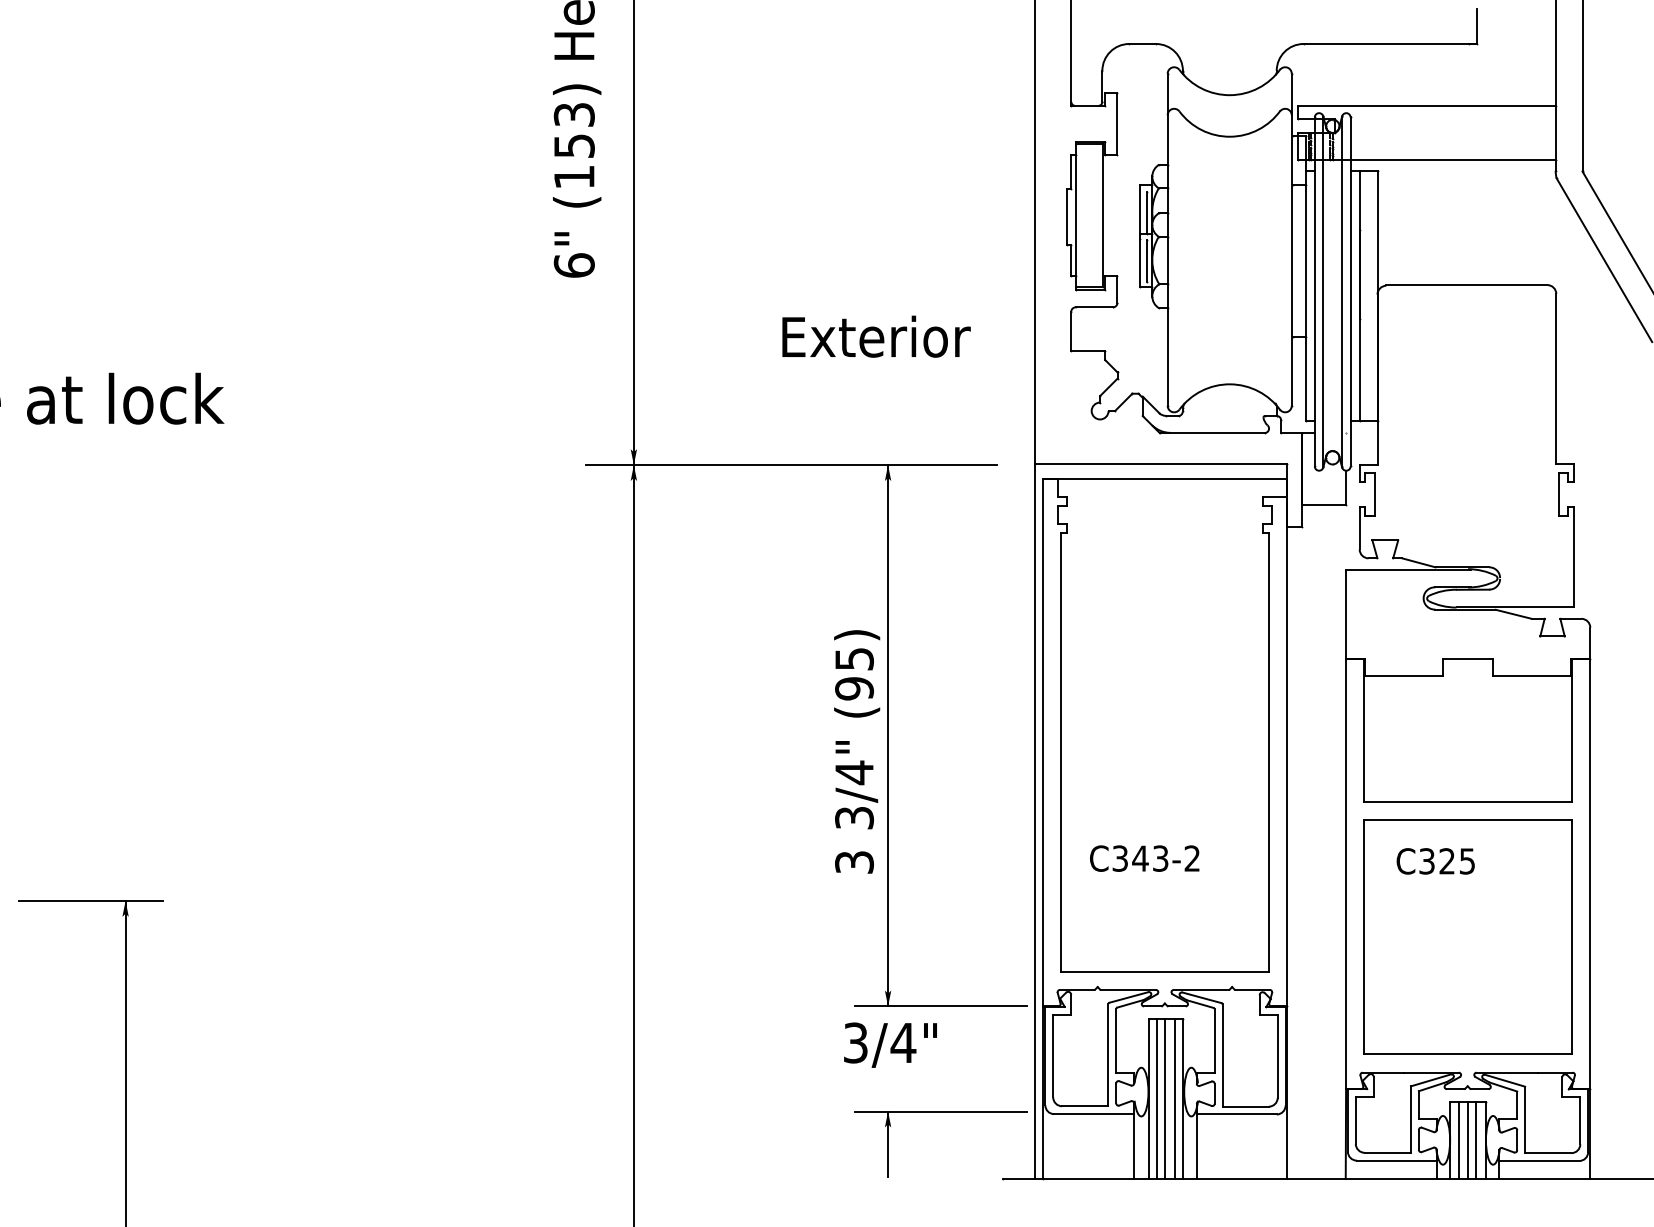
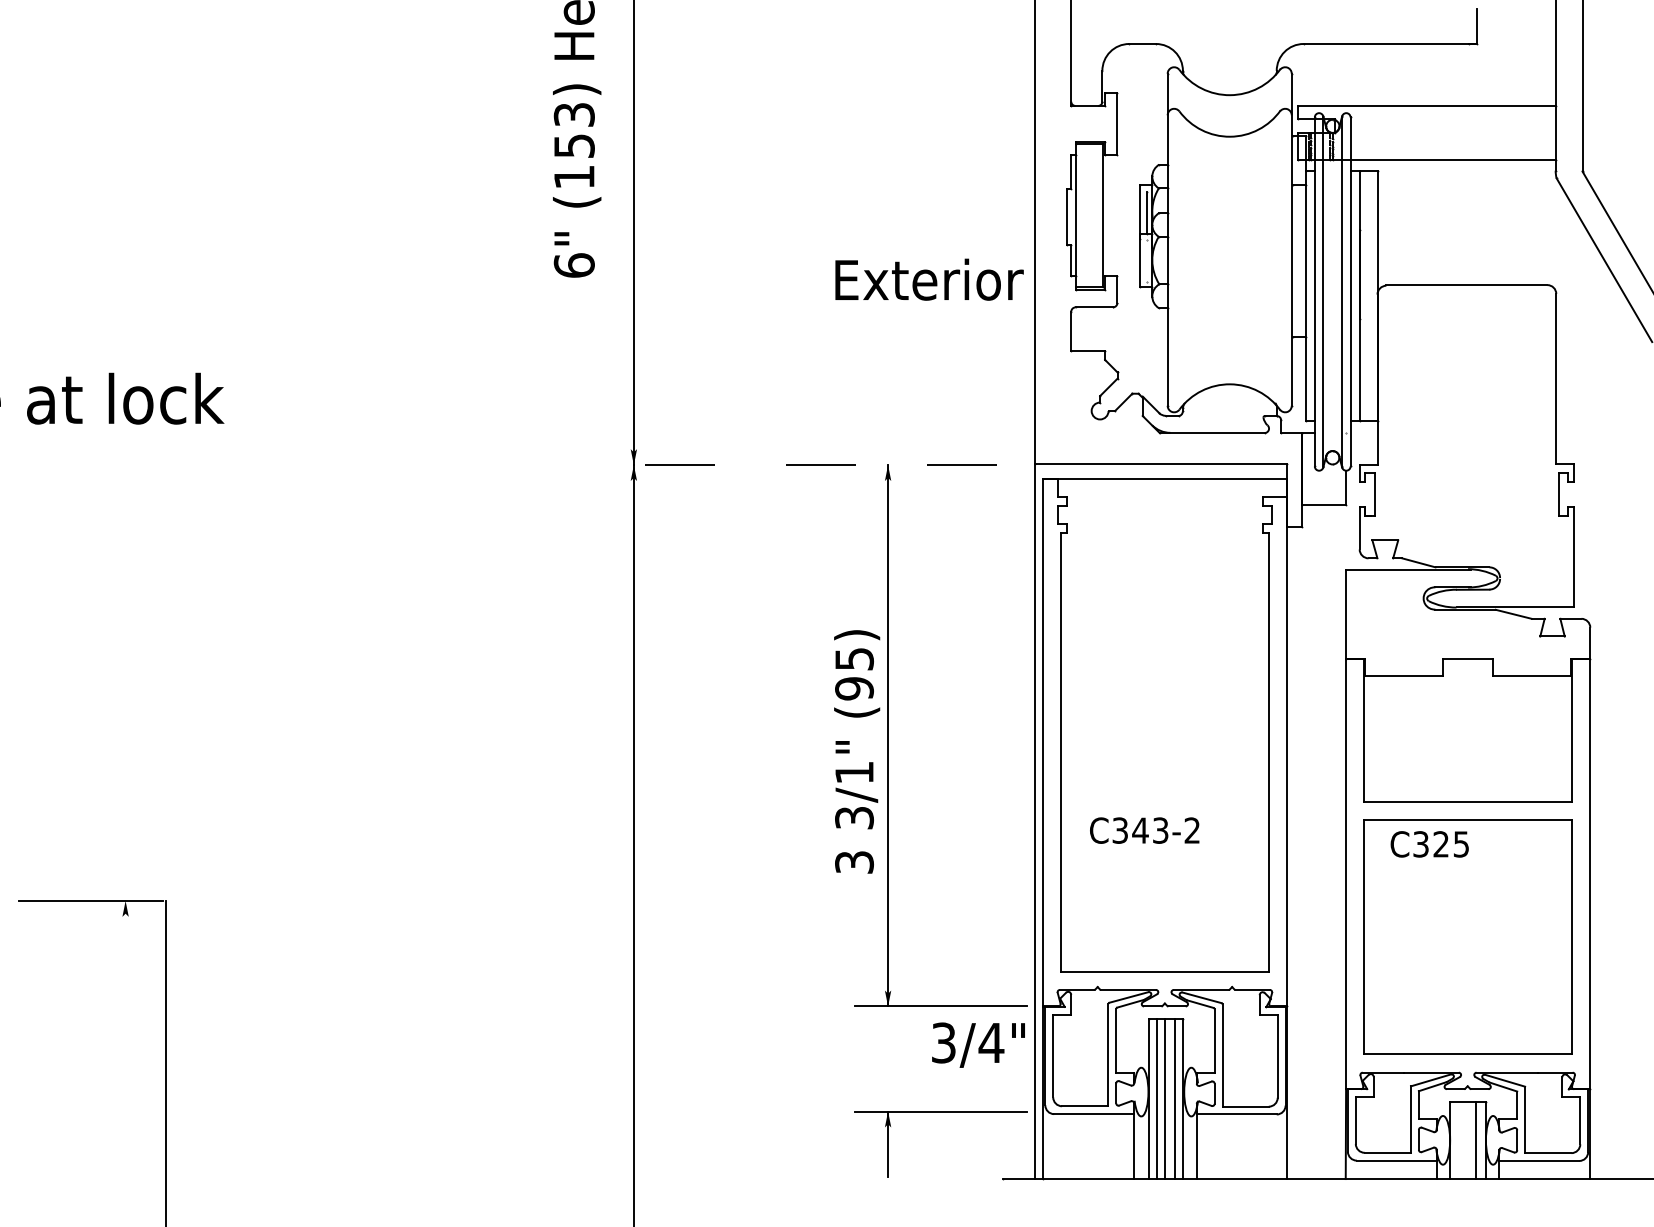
line: present -> none (1146, 261)
text position: (876, 336) -> (929, 279) (929, 279)
line: solid -> dashed (791, 465)
text: 3/4" -> 3/1" (854, 772)
text position: (1144, 858) -> (1144, 830) (1144, 830)
text position: (1435, 861) -> (1429, 844) (1429, 844)
text position: (890, 1044) -> (978, 1044) (978, 1044)
line position: (125, 1061) -> (165, 1061) (165, 1061)
line: present -> none (1459, 1140)
line: present -> none (1467, 1140)
